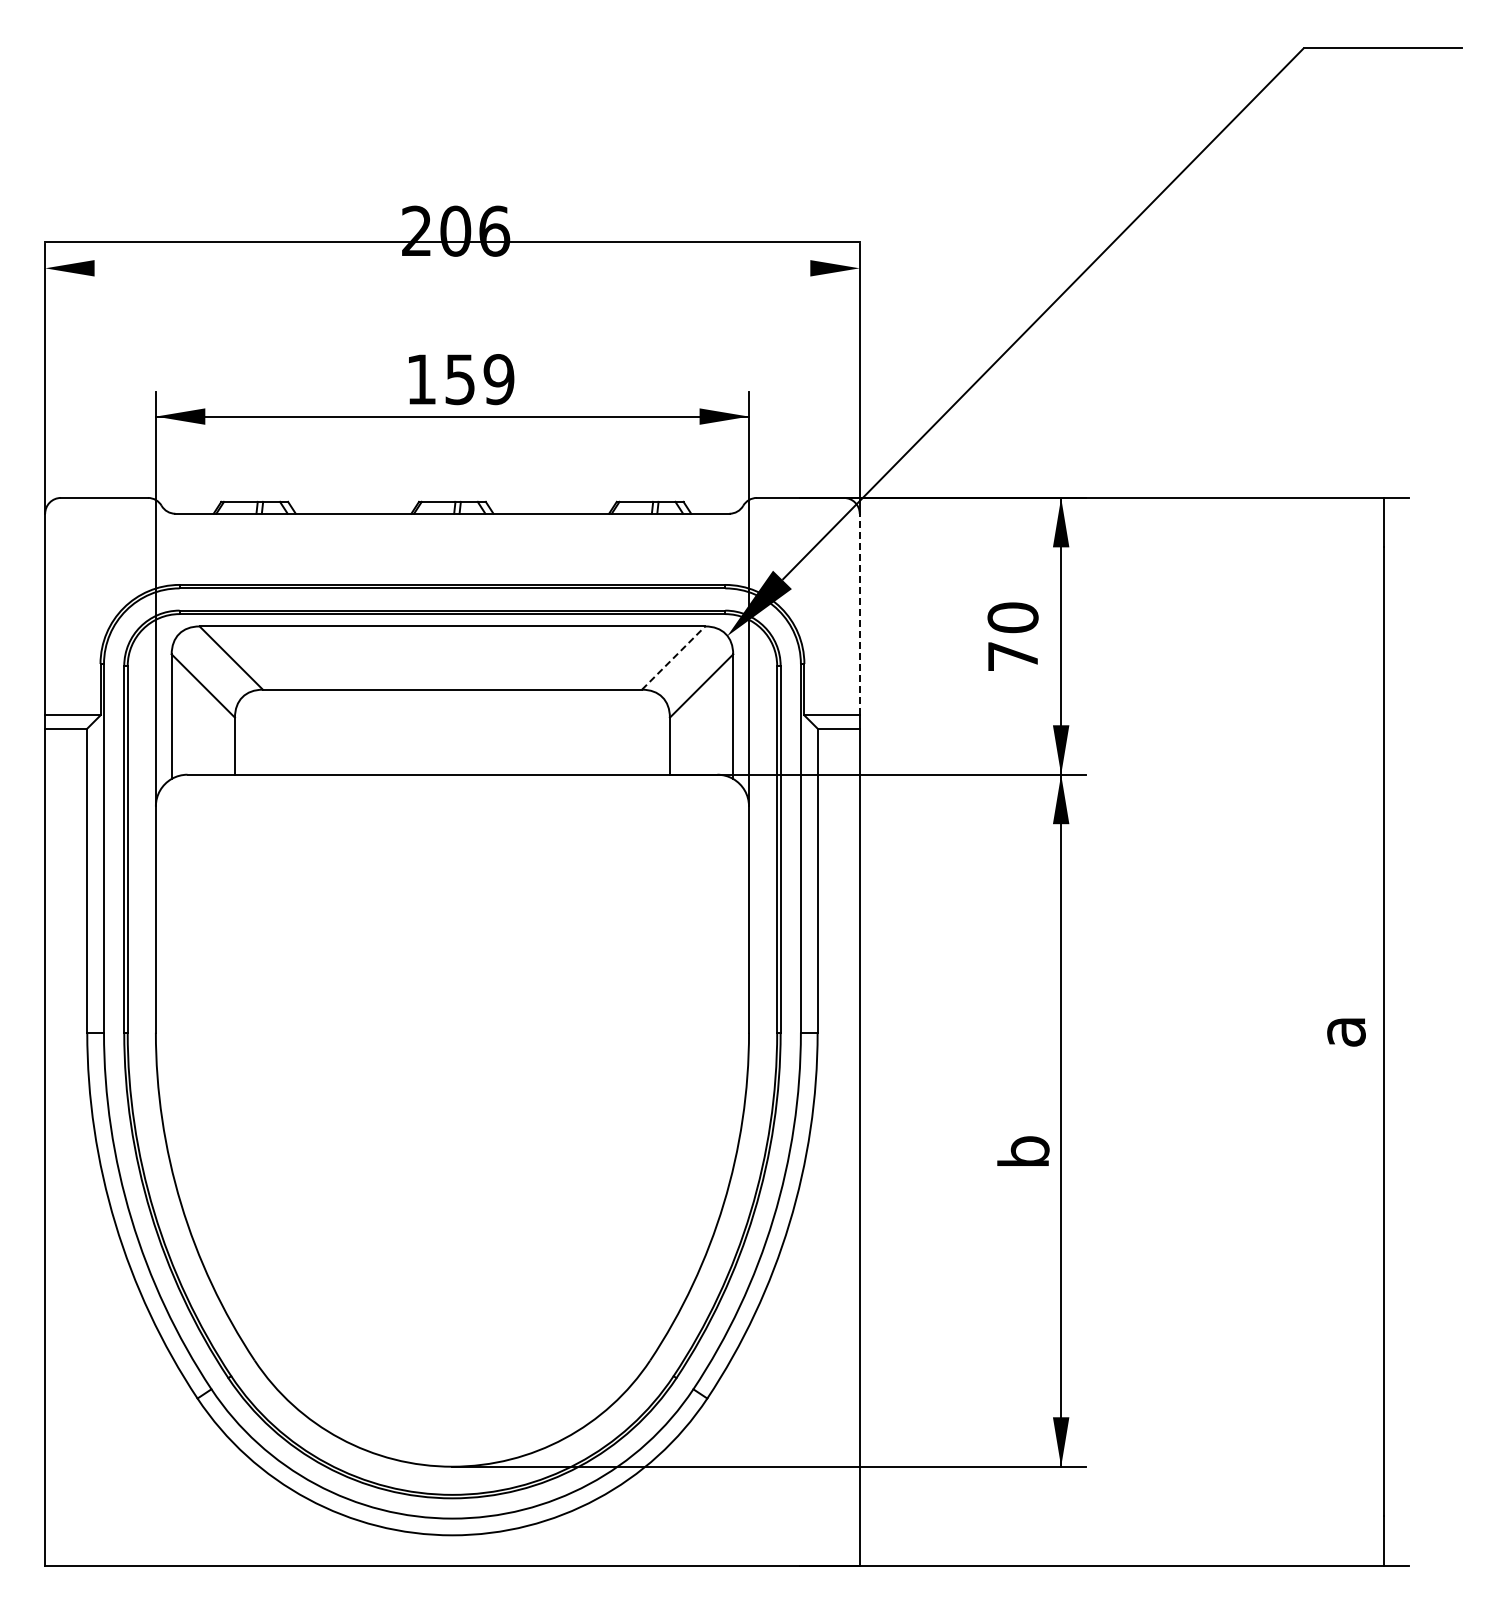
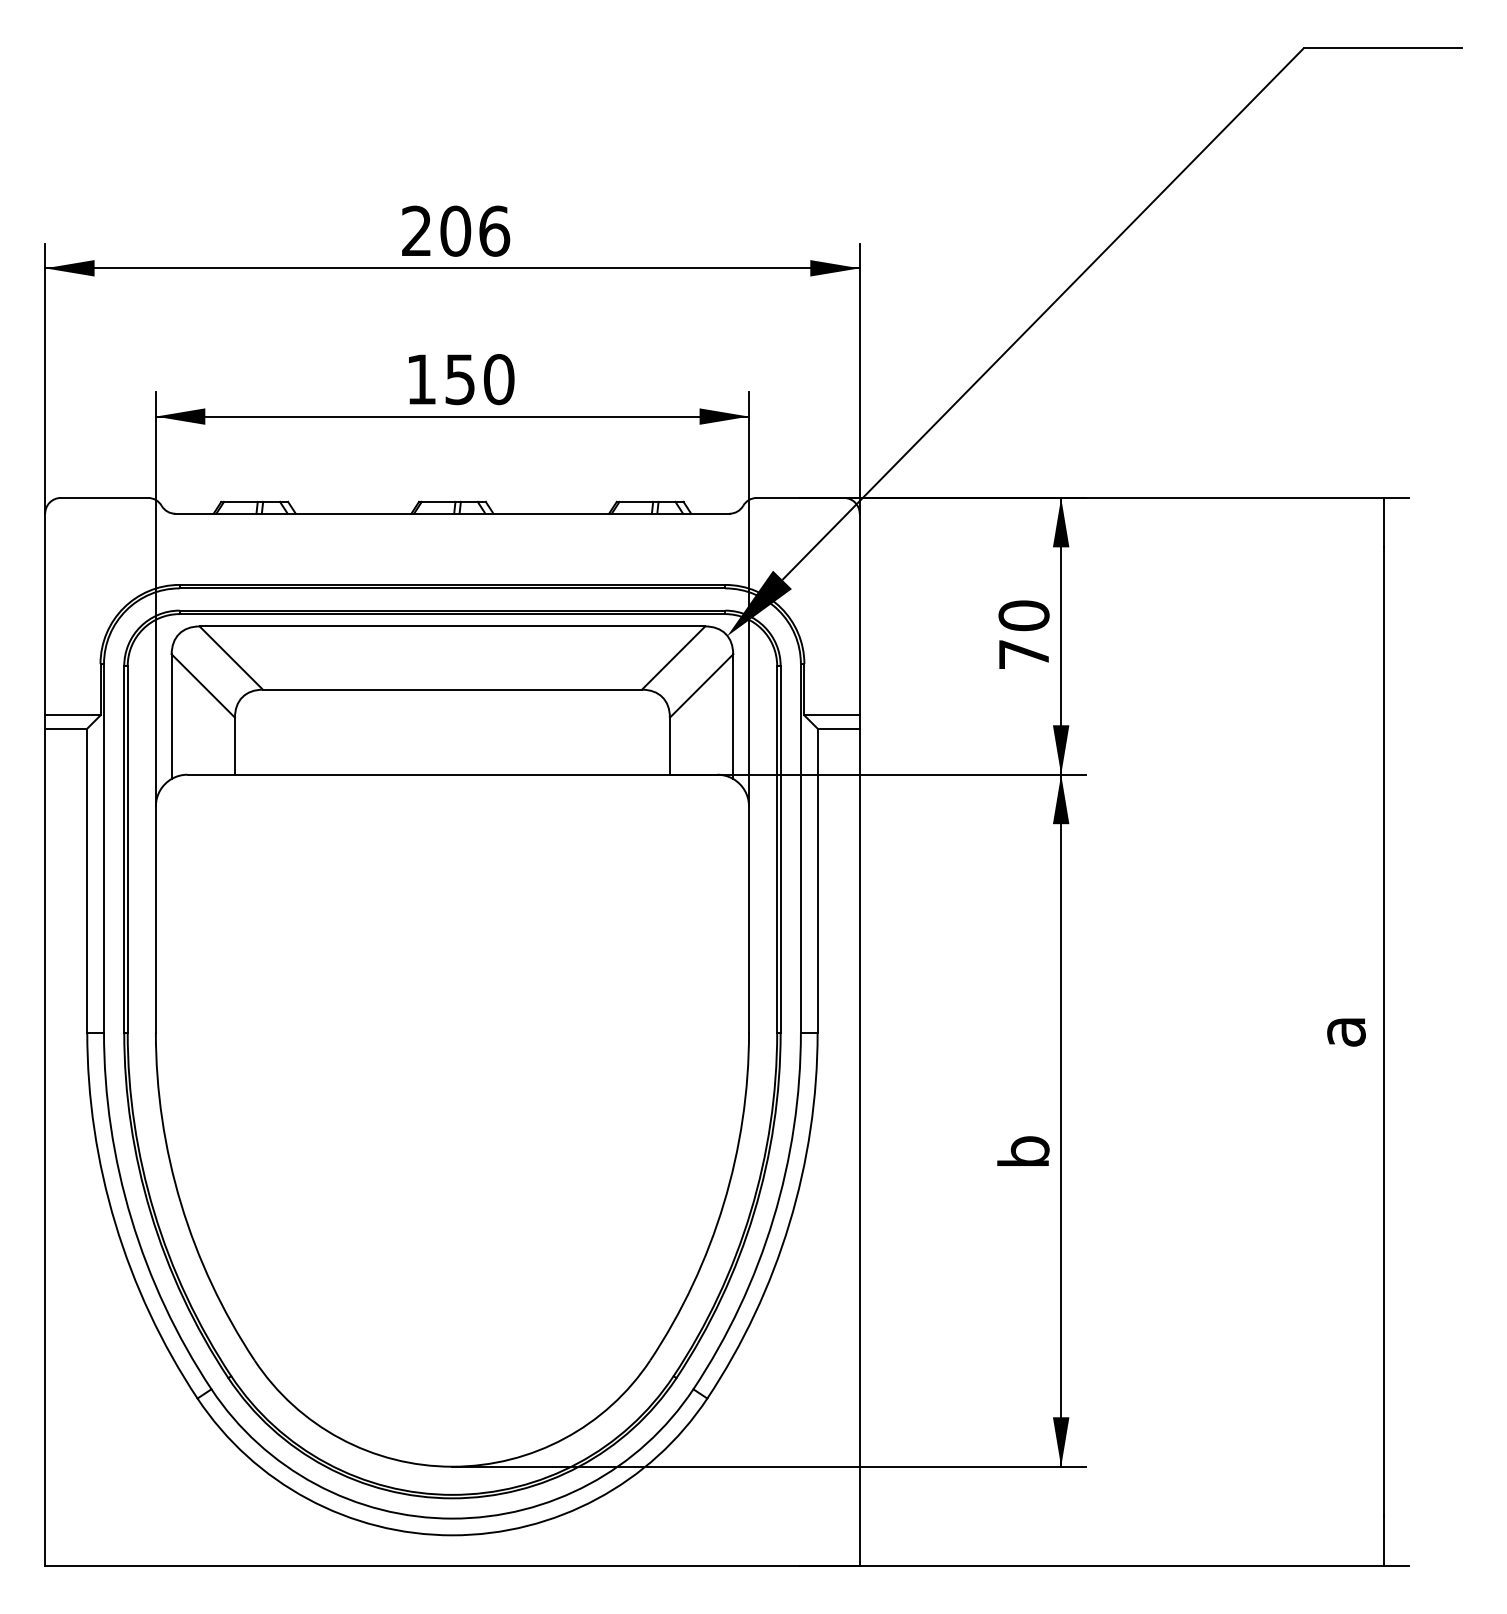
line position: (452, 242) -> (452, 268) (452, 268)
text: 159 -> 150 (498, 379)
line: dashed -> solid (859, 614)
text position: (1012, 636) -> (1023, 634) (1023, 634)
line: dashed -> solid (673, 658)
